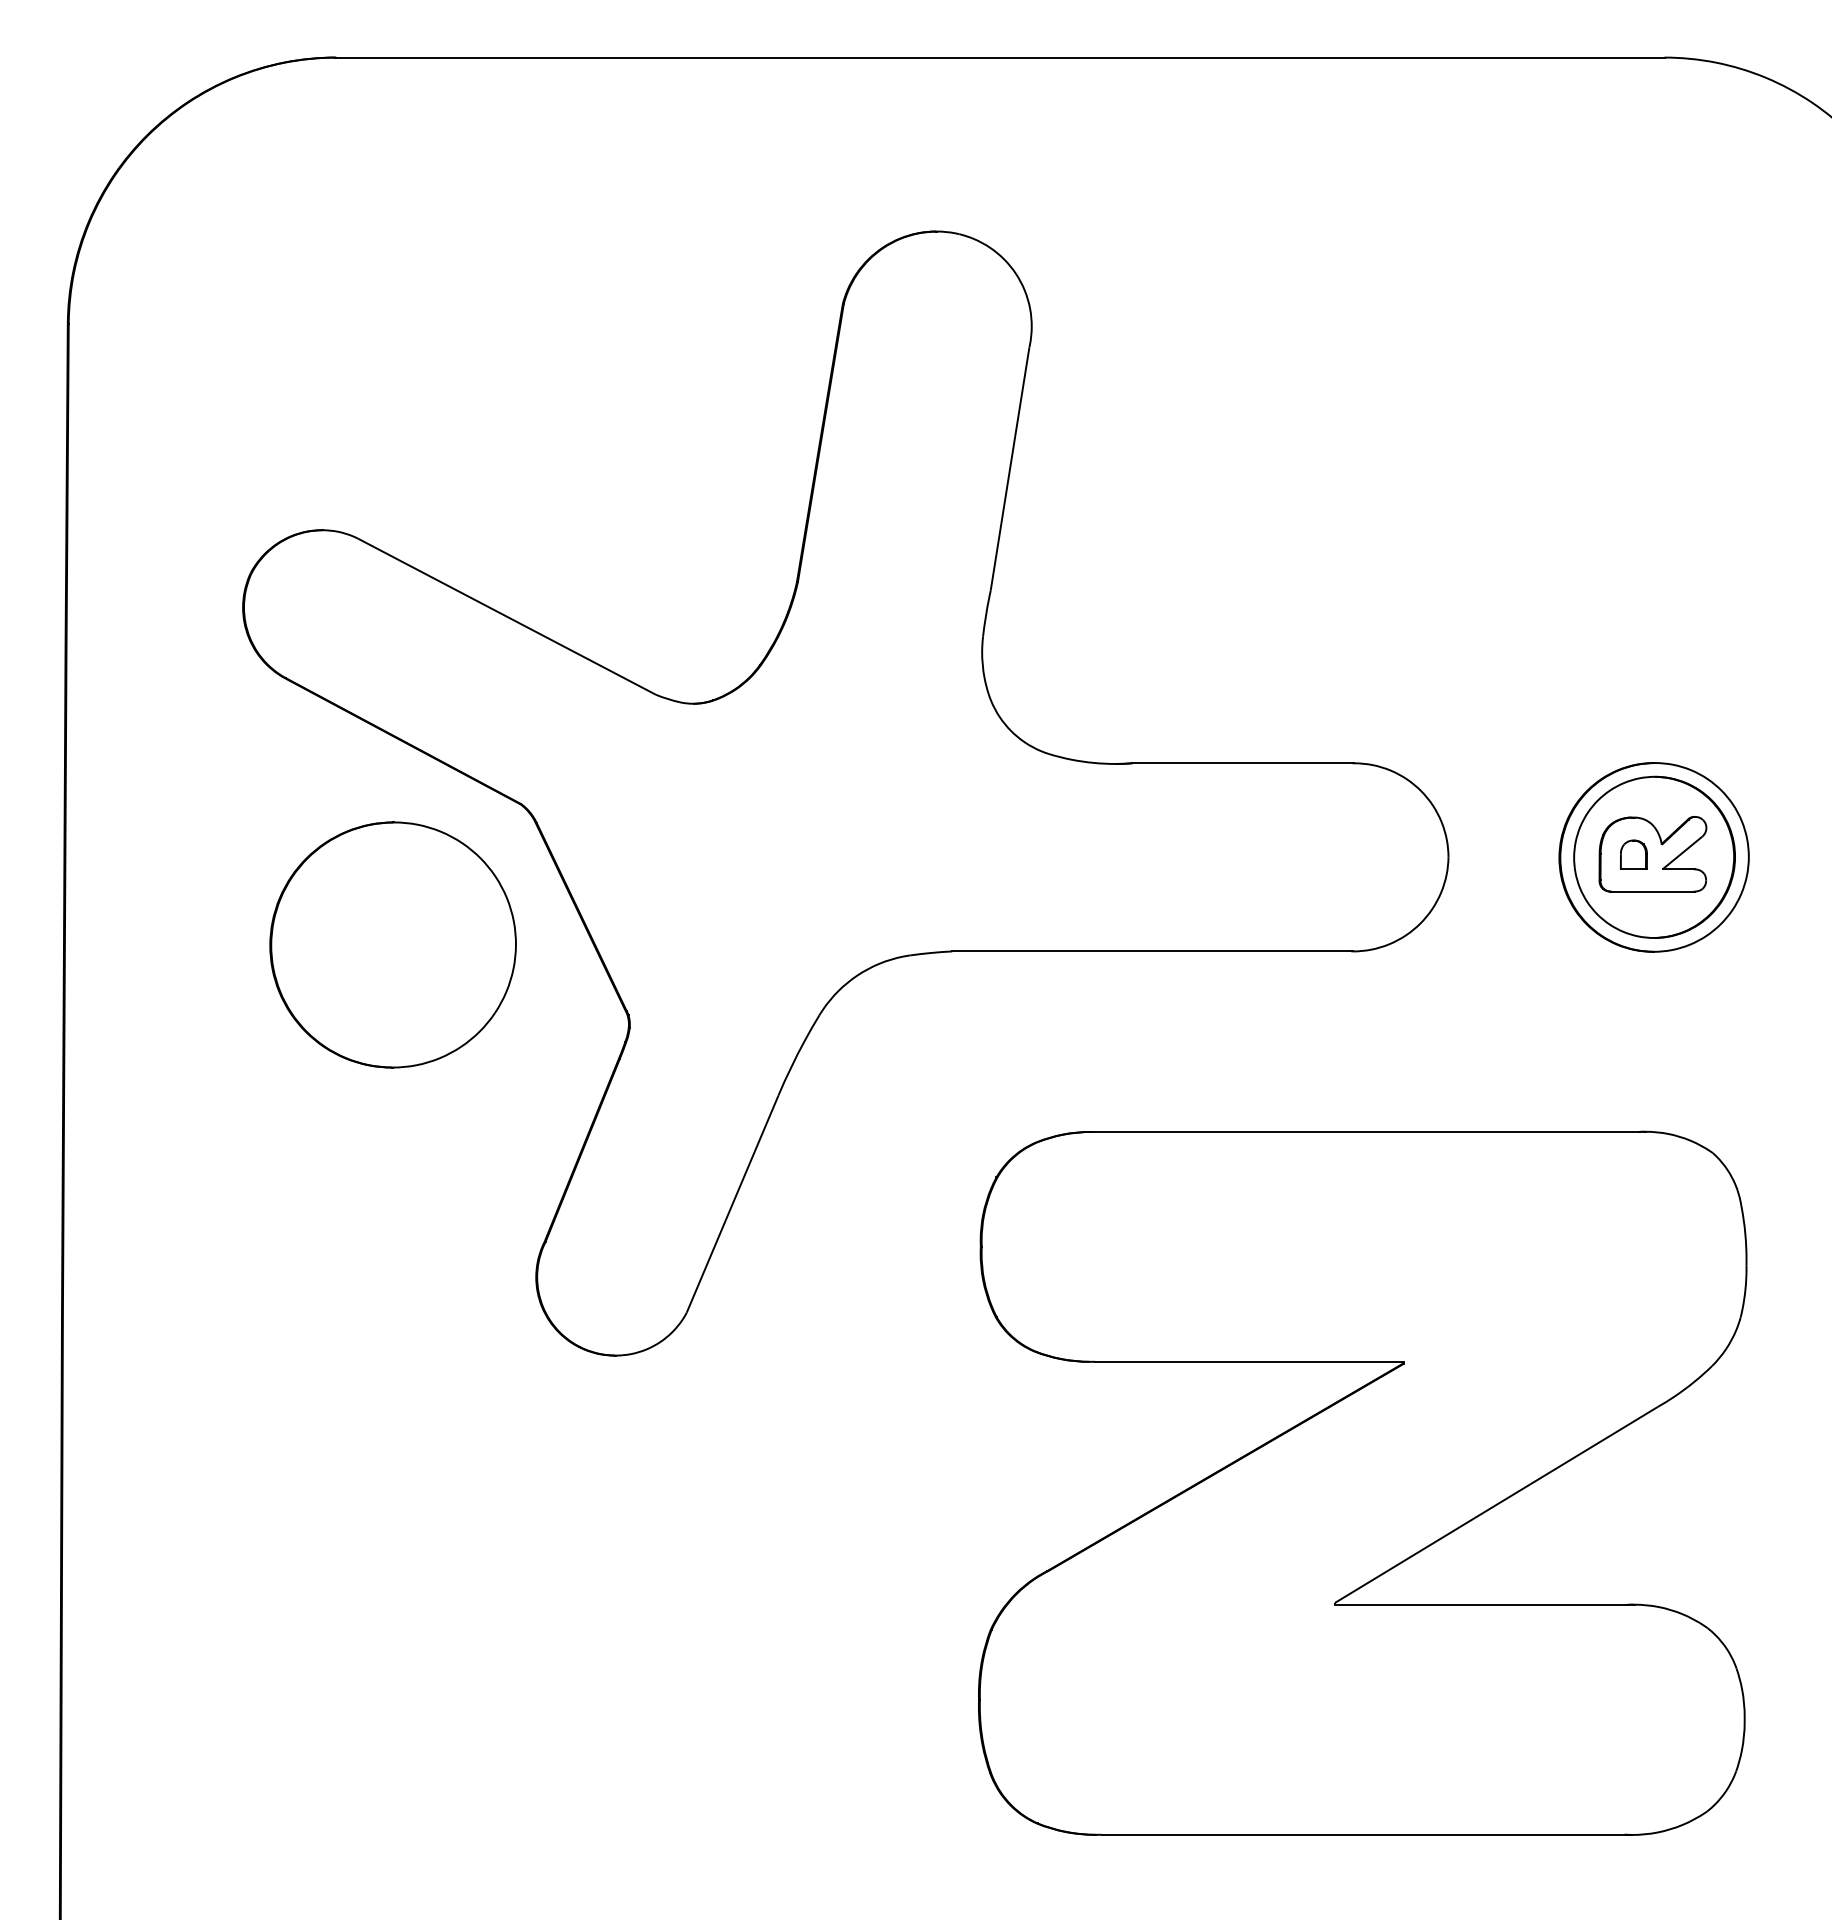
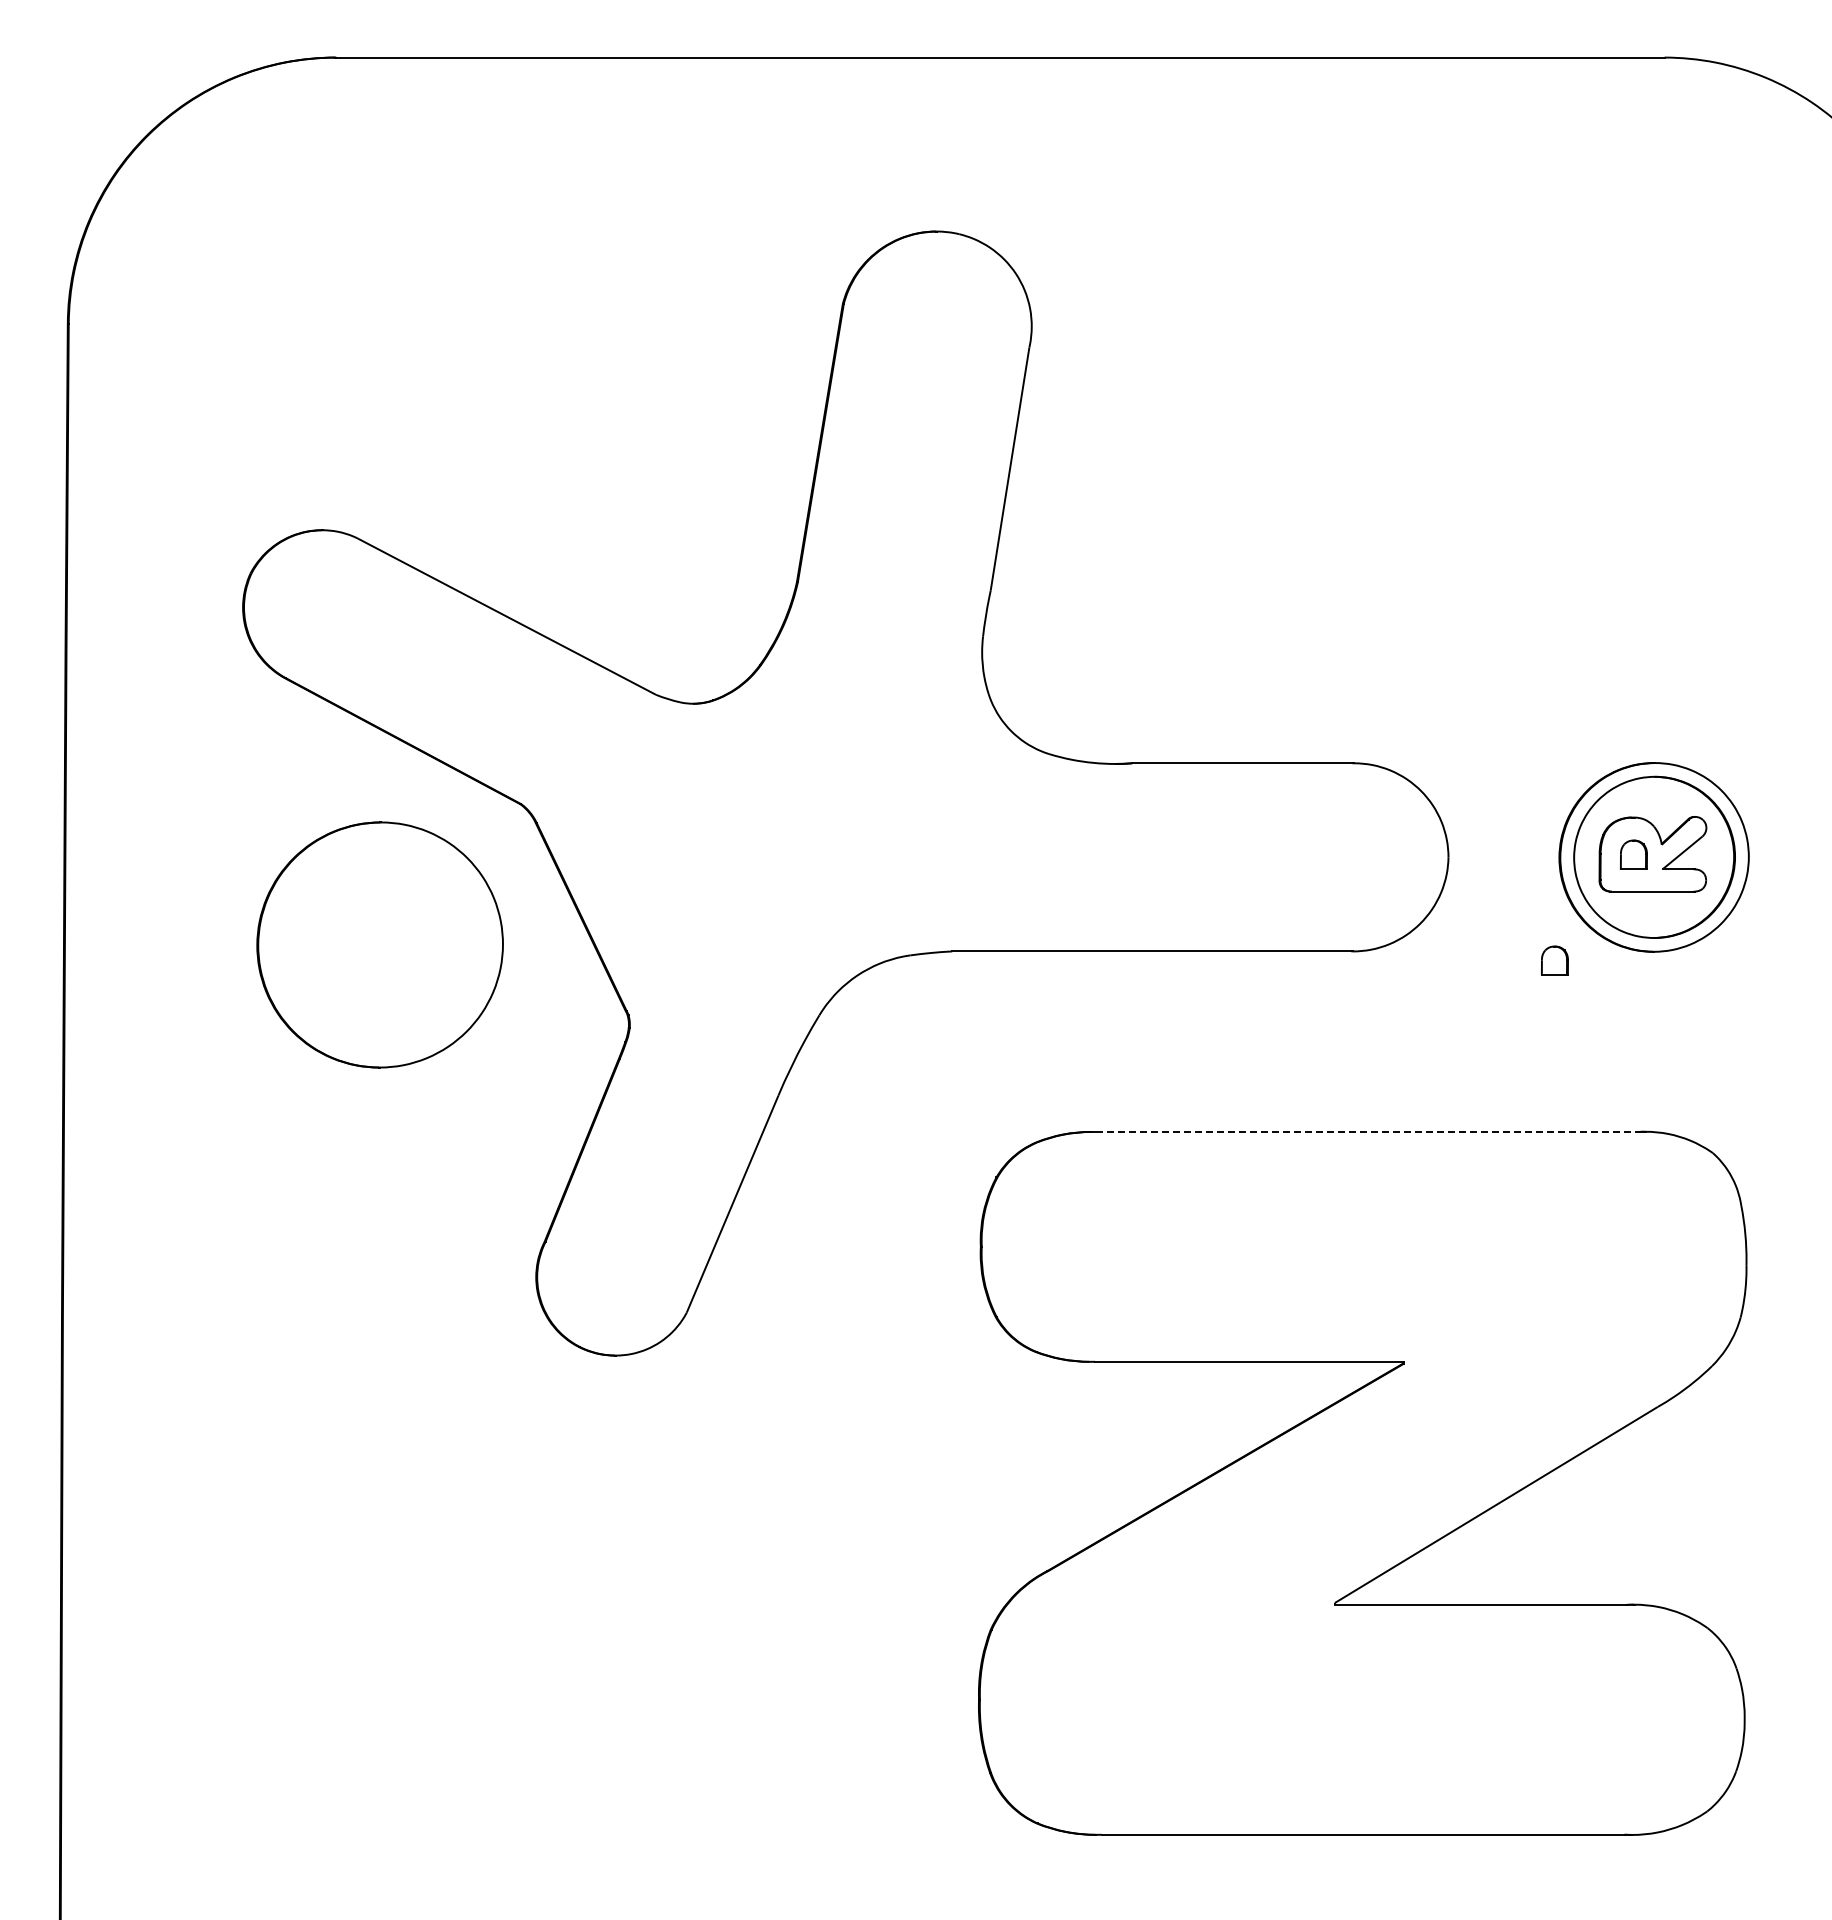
part position: (392, 944) -> (379, 944) (379, 944)
part: none -> present (1554, 960)
line: solid -> dashed (1367, 1132)
